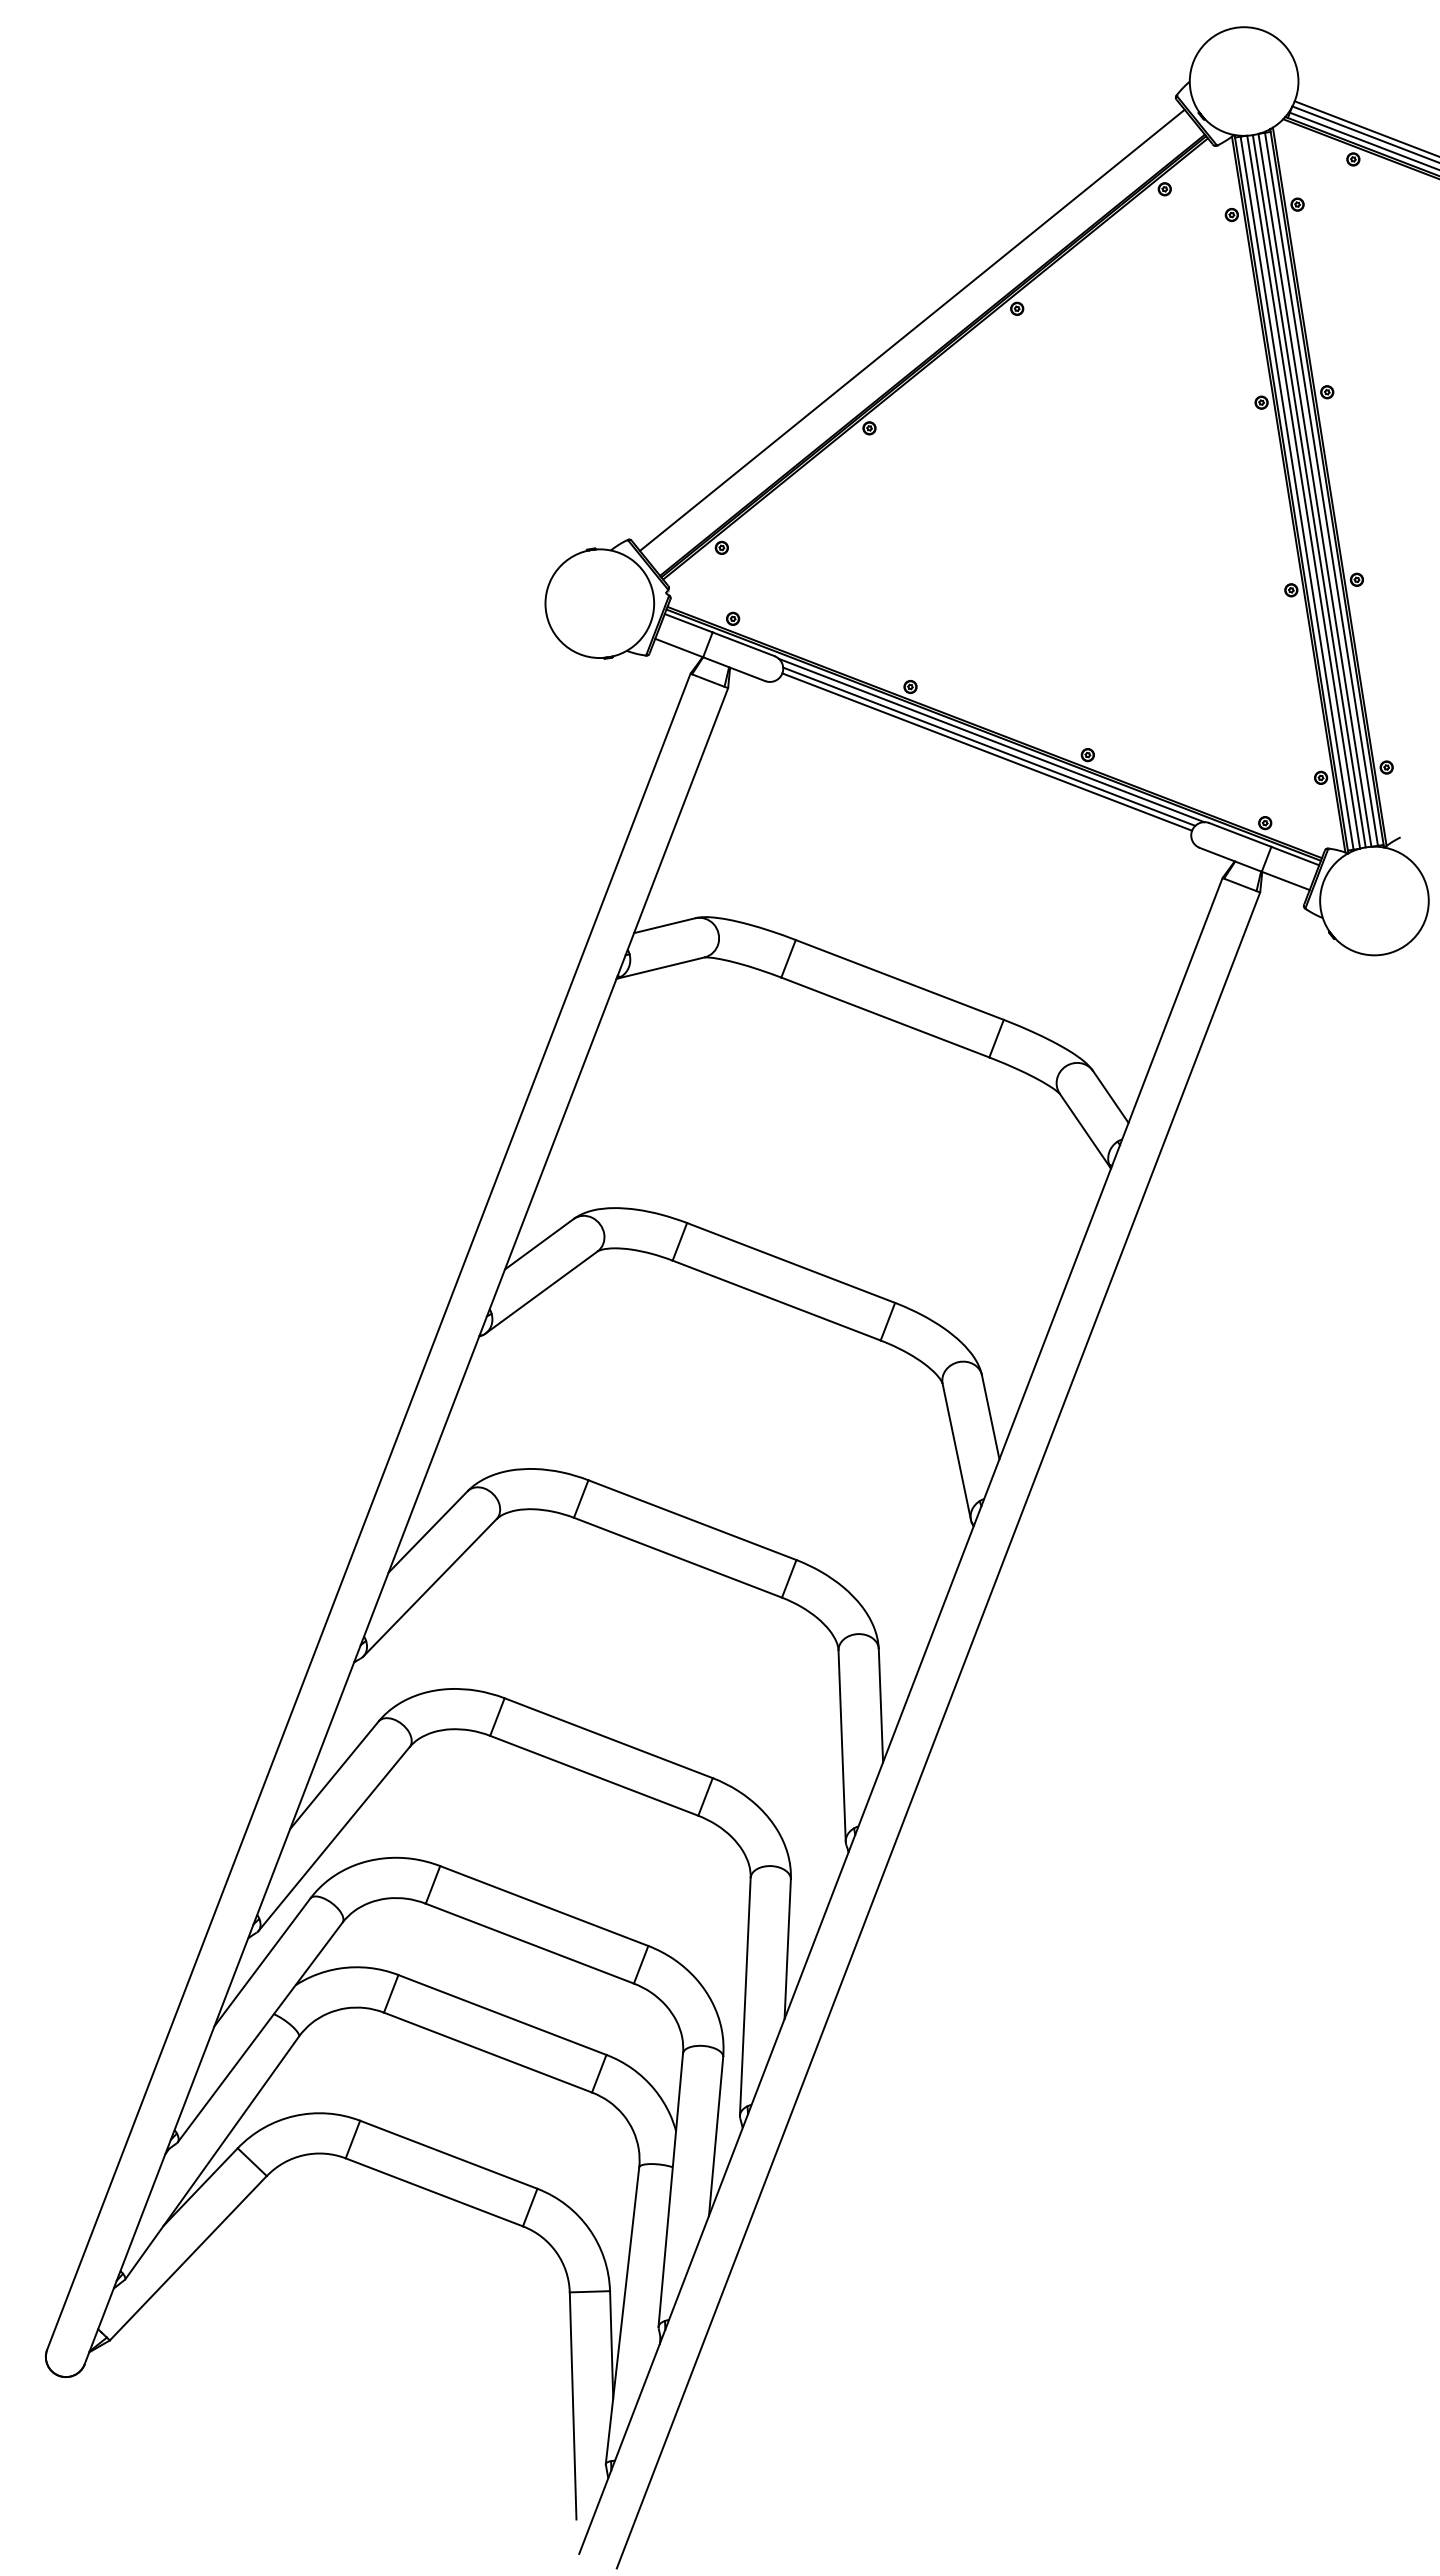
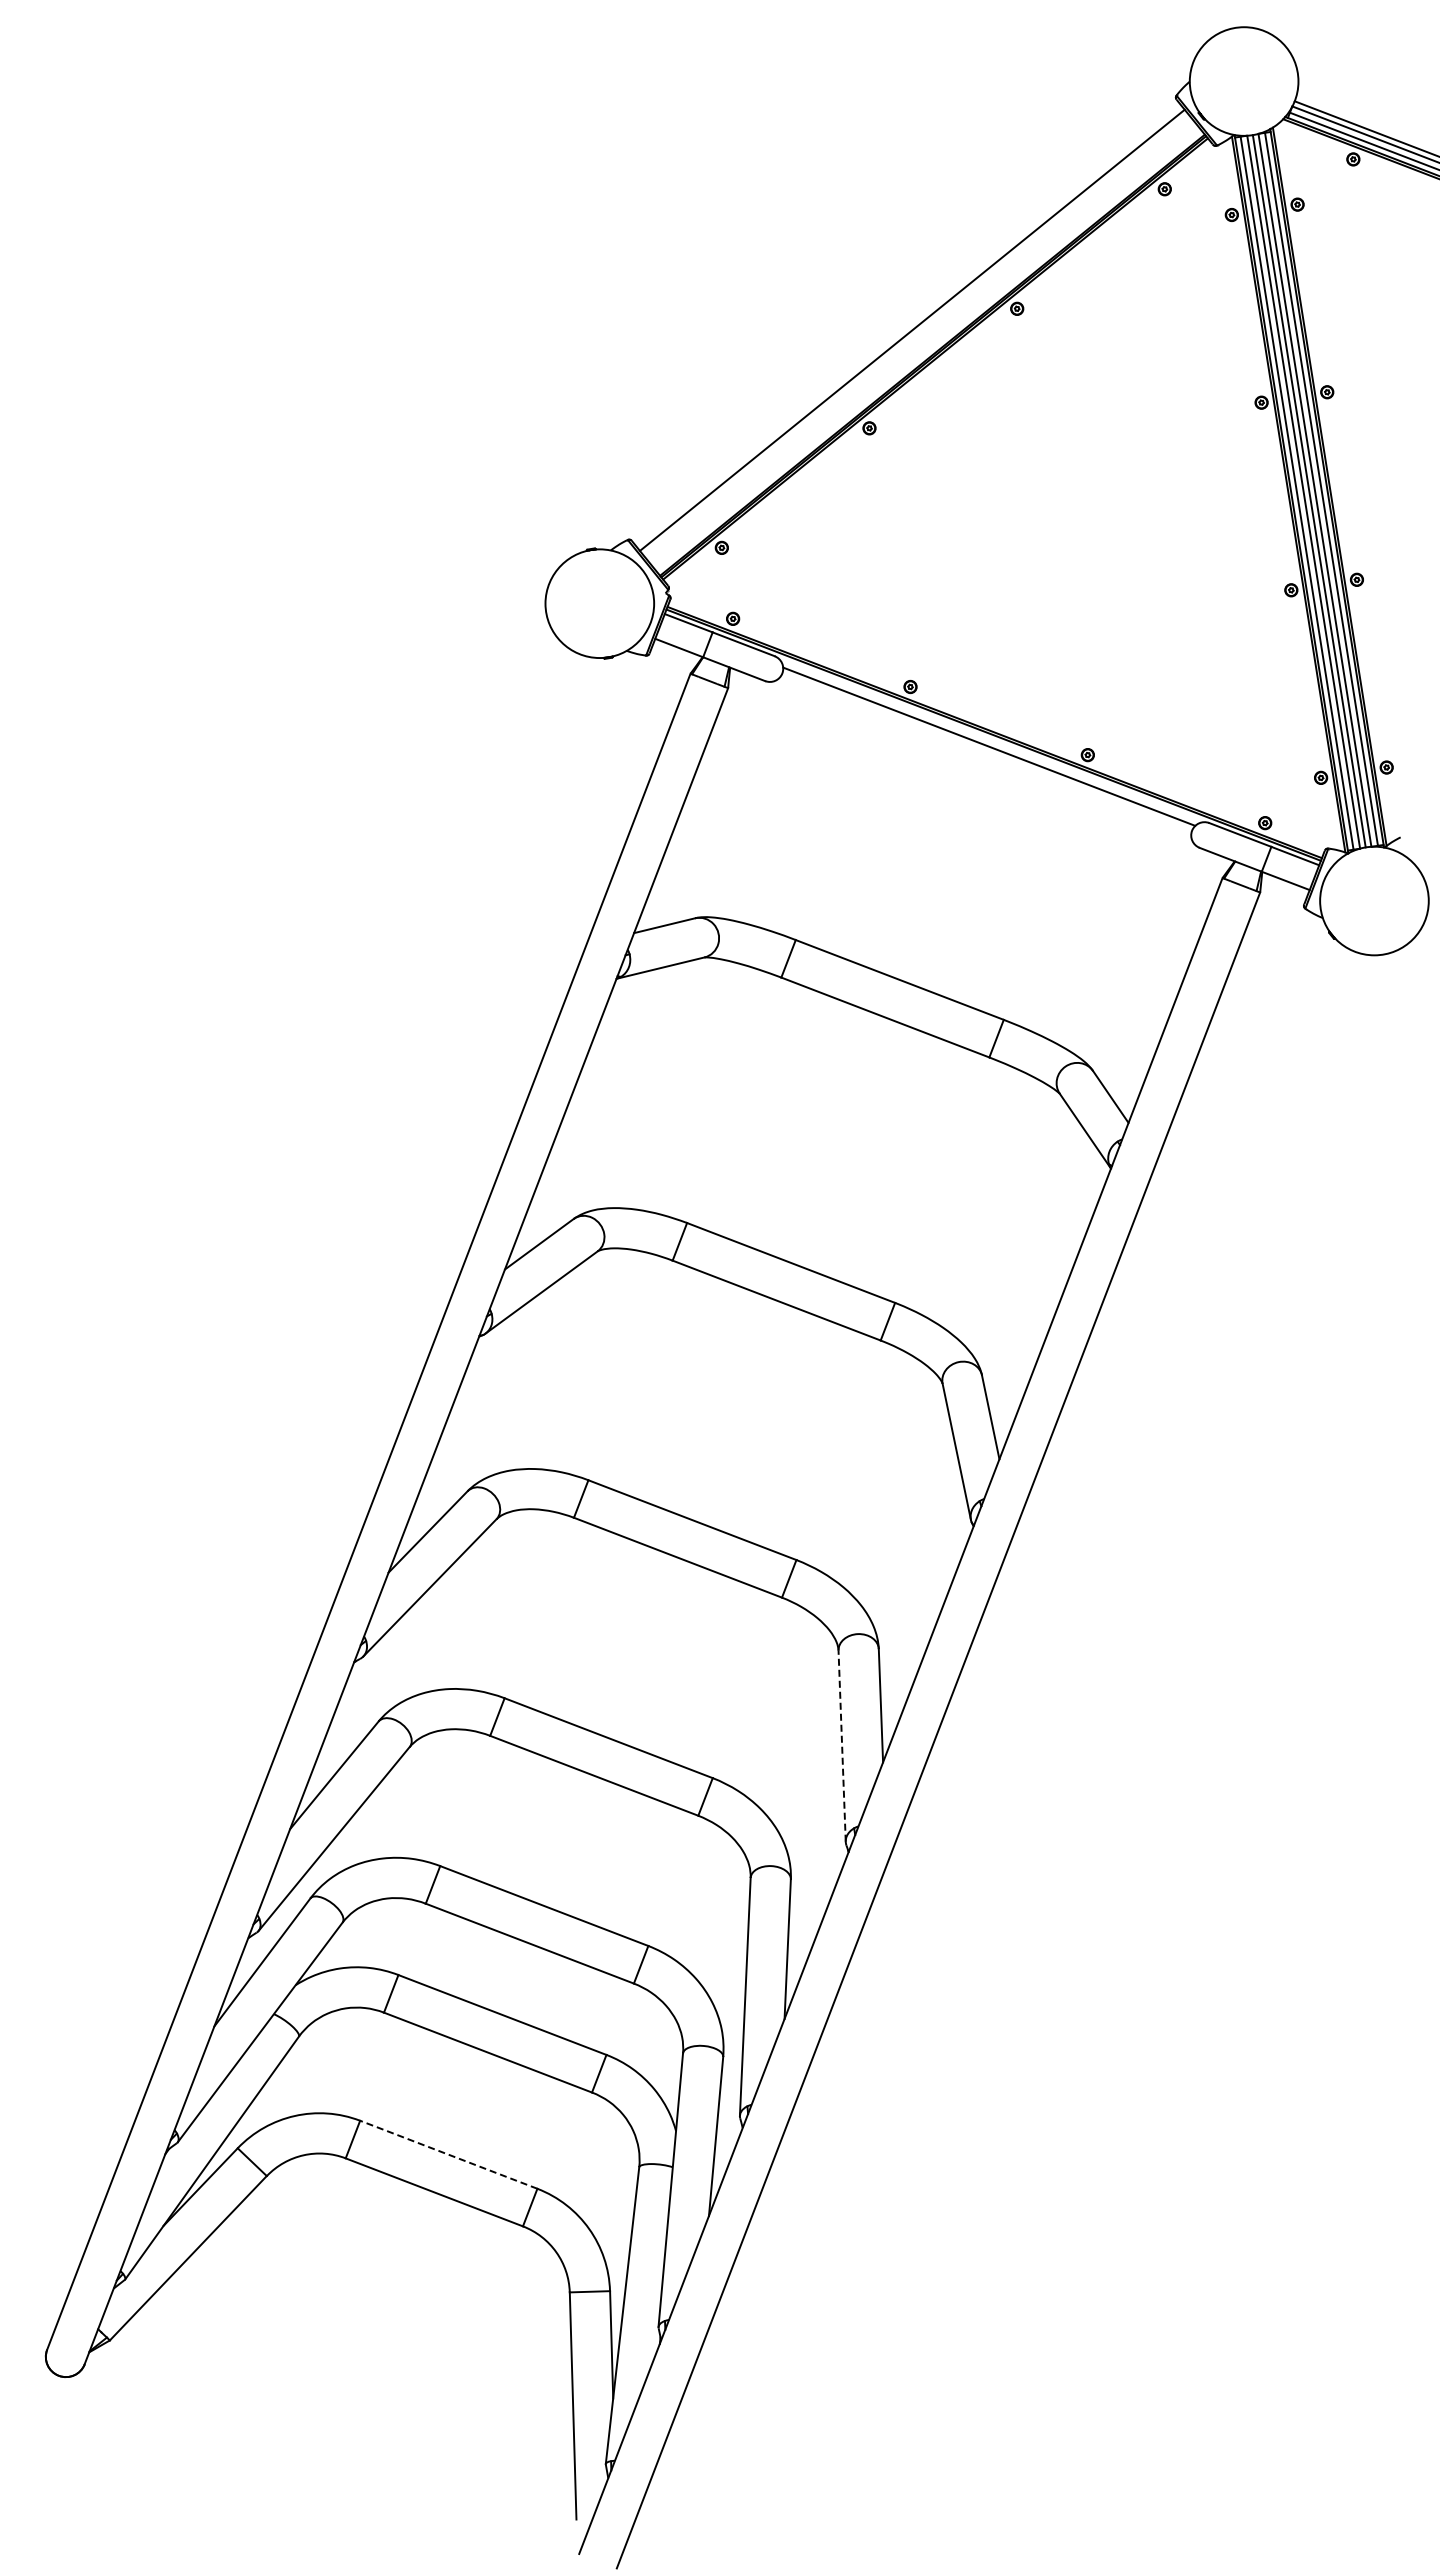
line: present -> none (991, 740)
line: present -> none (987, 751)
line: solid -> dashed (842, 1746)
line: solid -> dashed (448, 2154)
